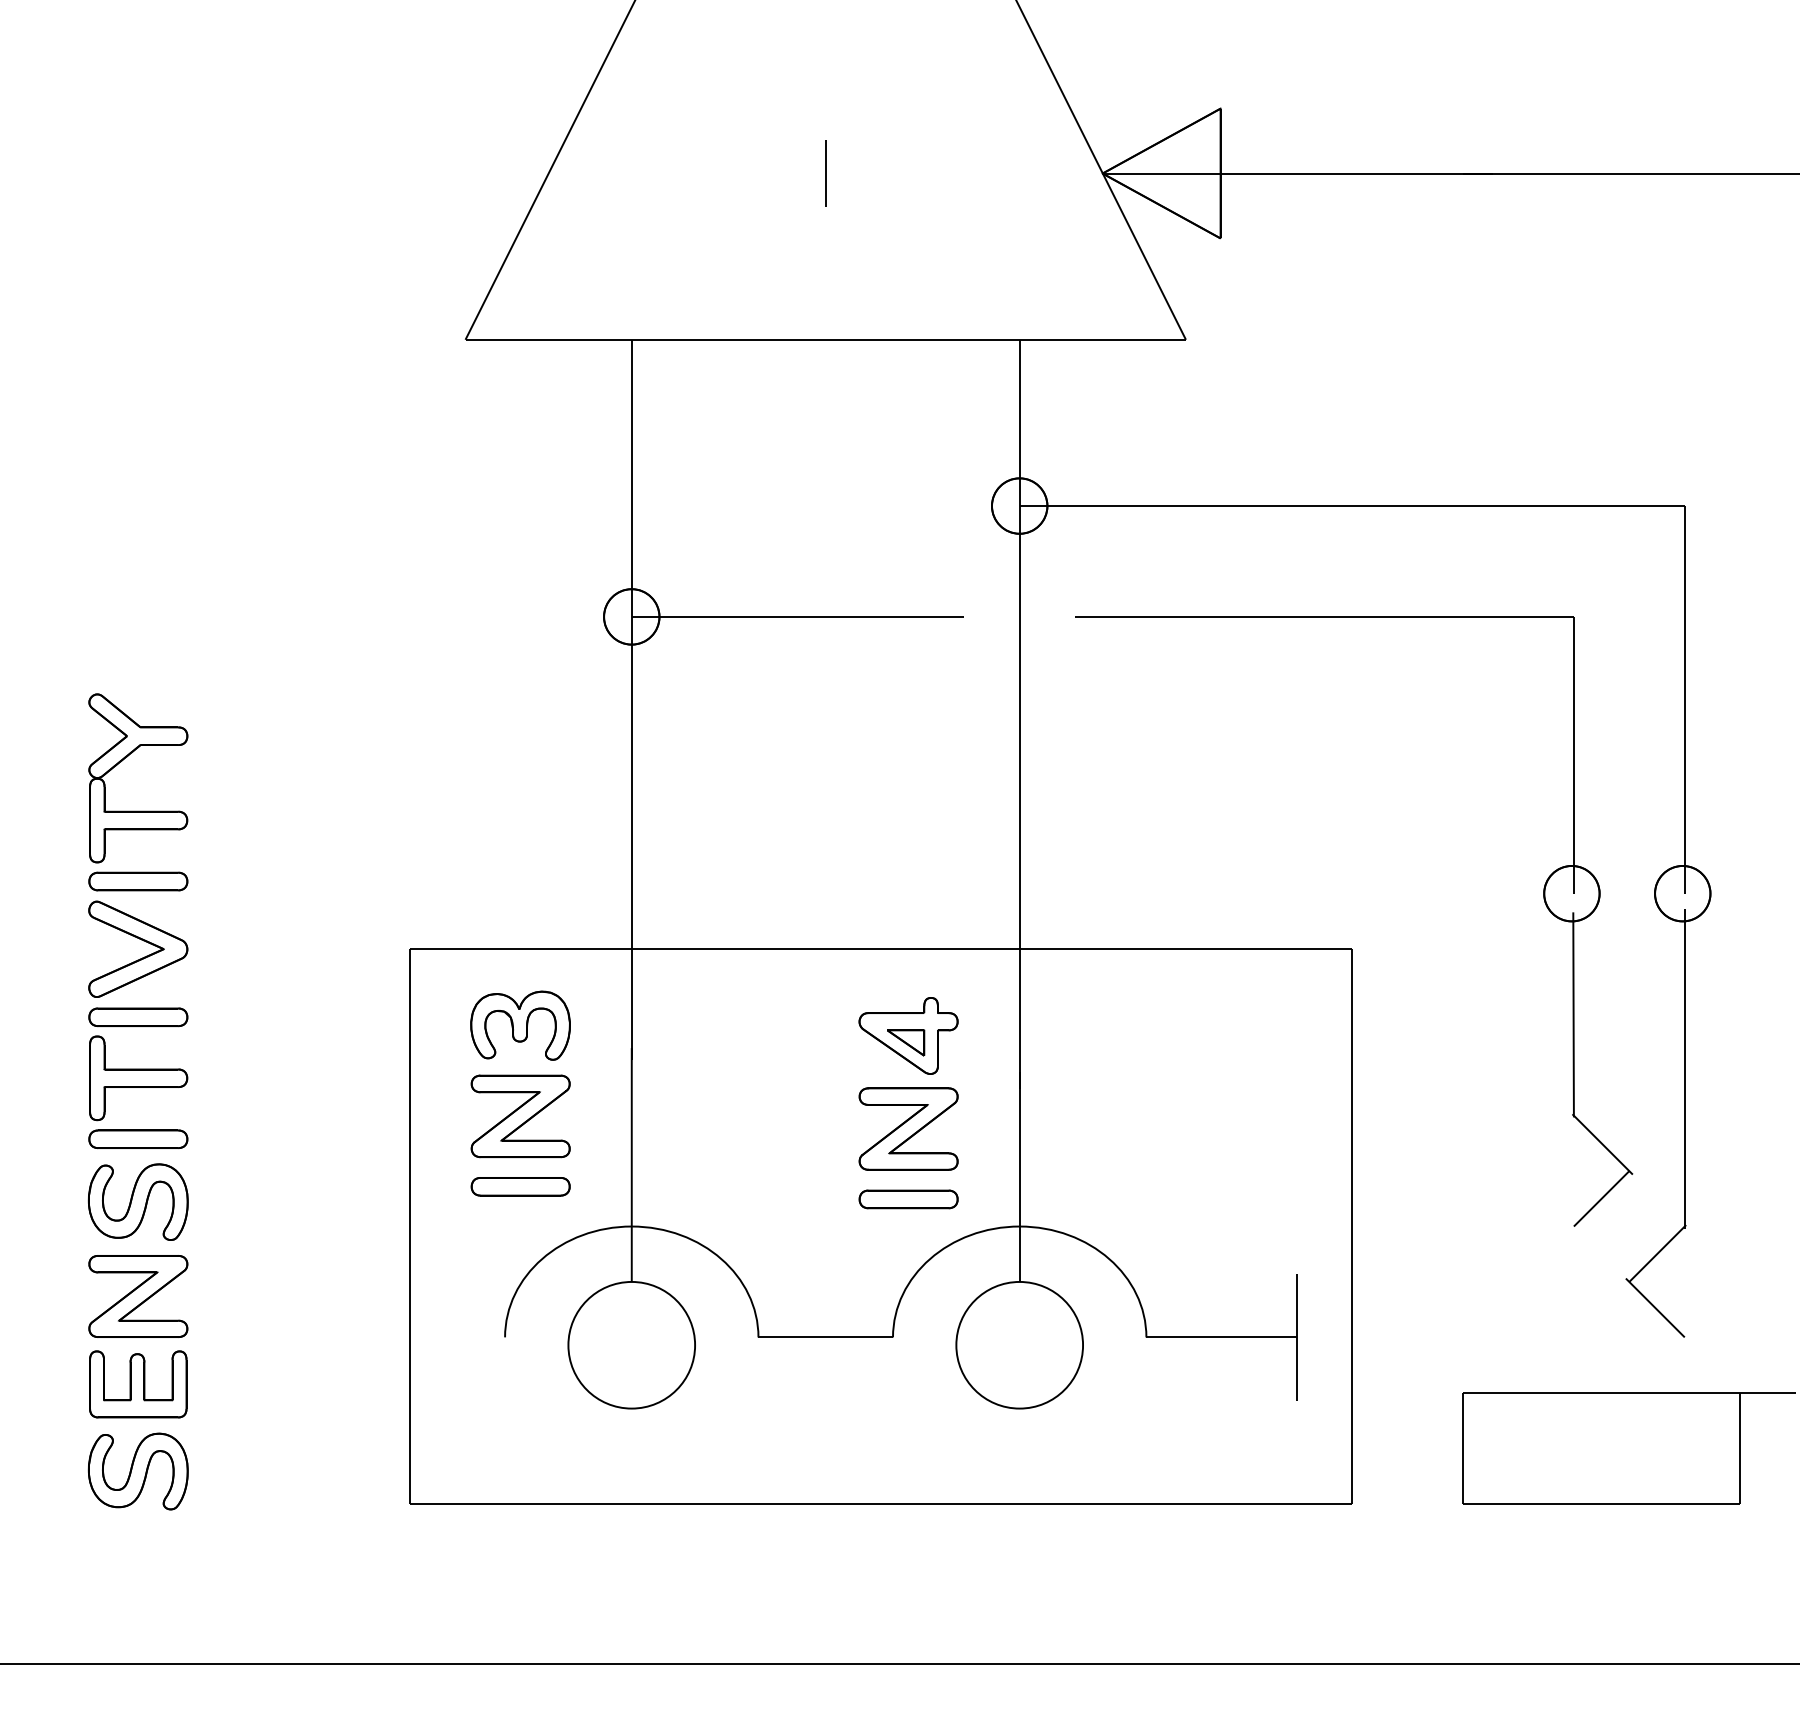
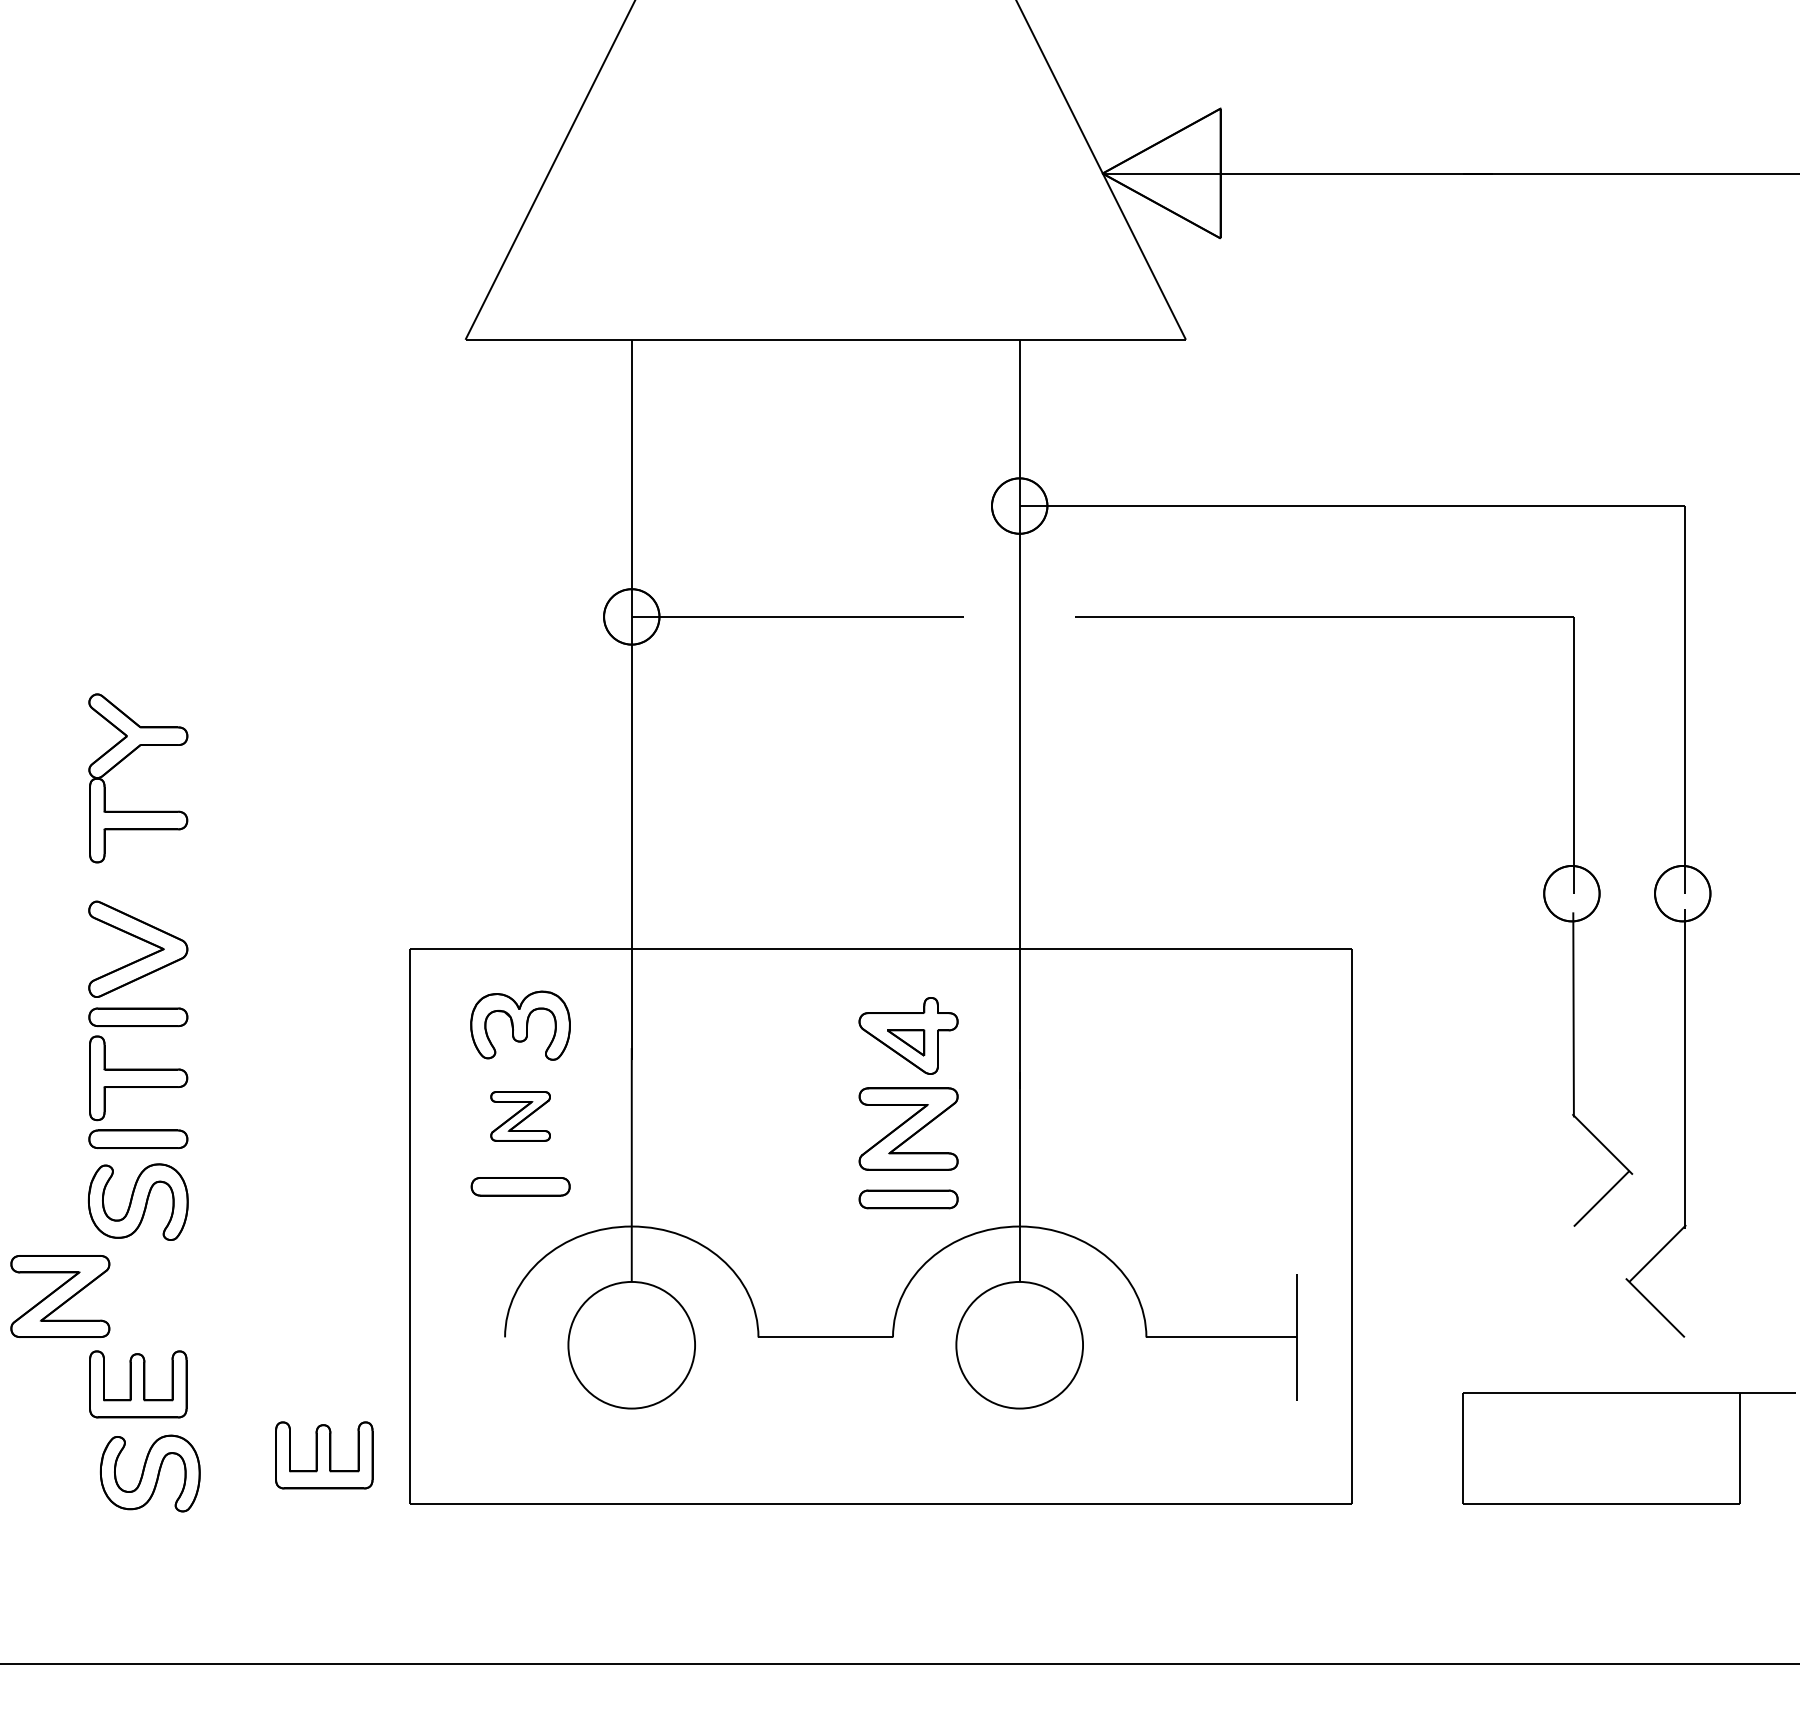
line: present -> none (825, 173)
part: present -> none (138, 881)
part size: 101x85 px -> 61x51 px (520, 1116)
part position: (138, 1296) -> (60, 1296) (60, 1296)
part: none -> present (324, 1455)
part position: (137, 1471) -> (149, 1473) (149, 1473)
